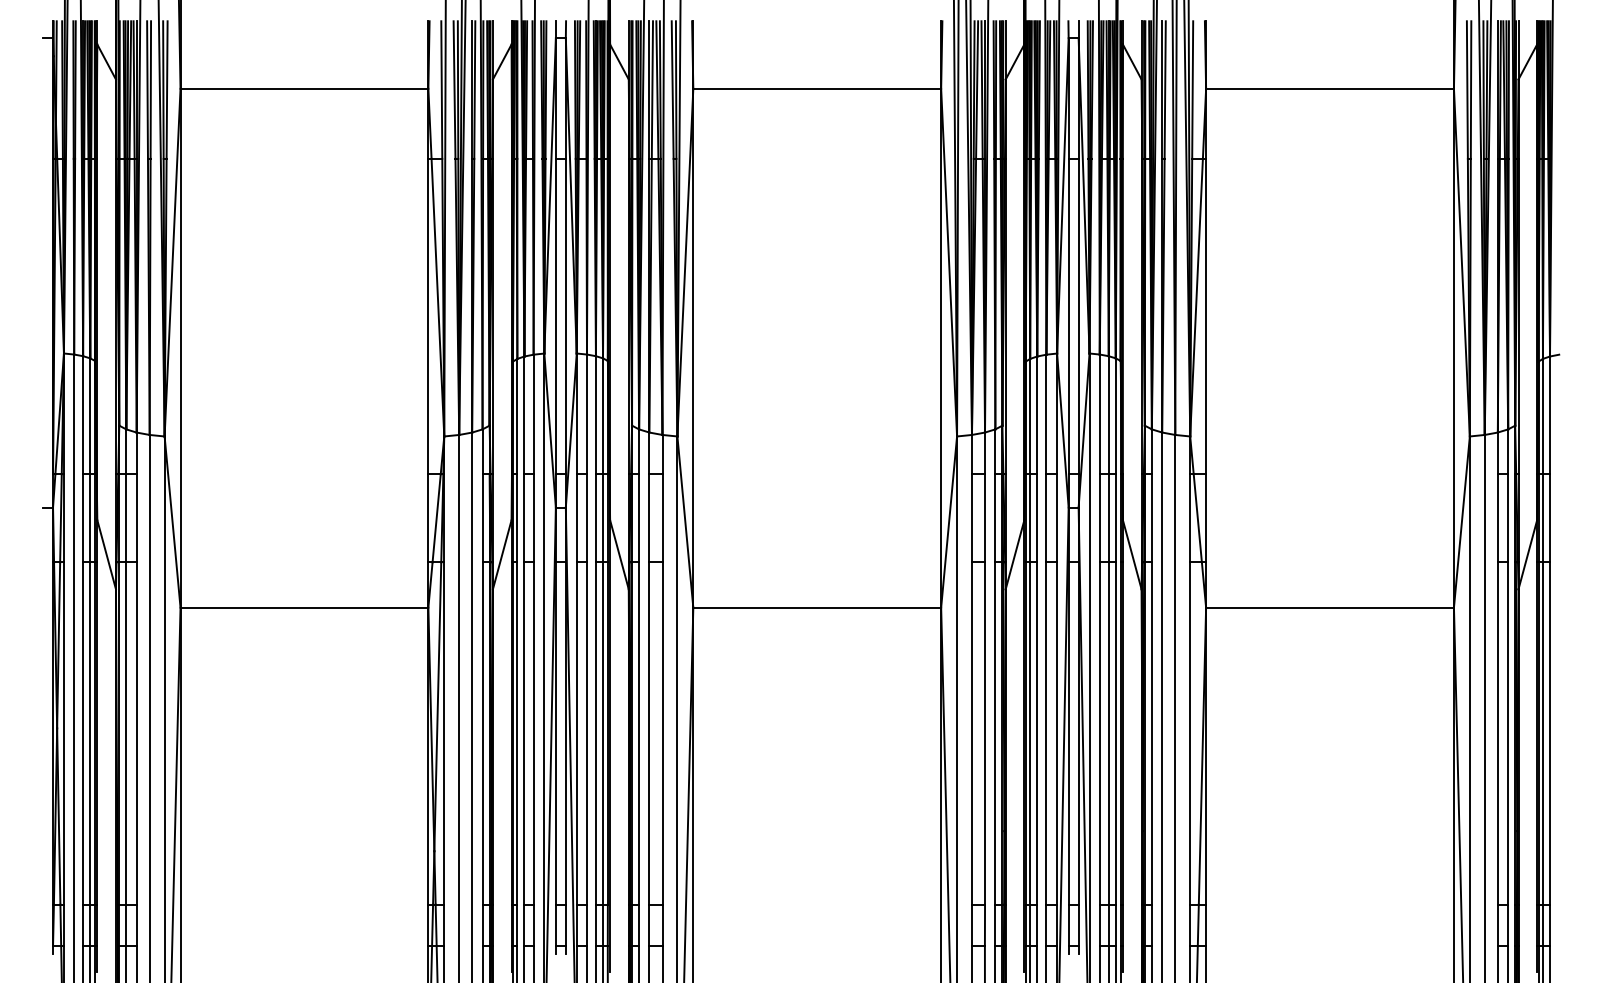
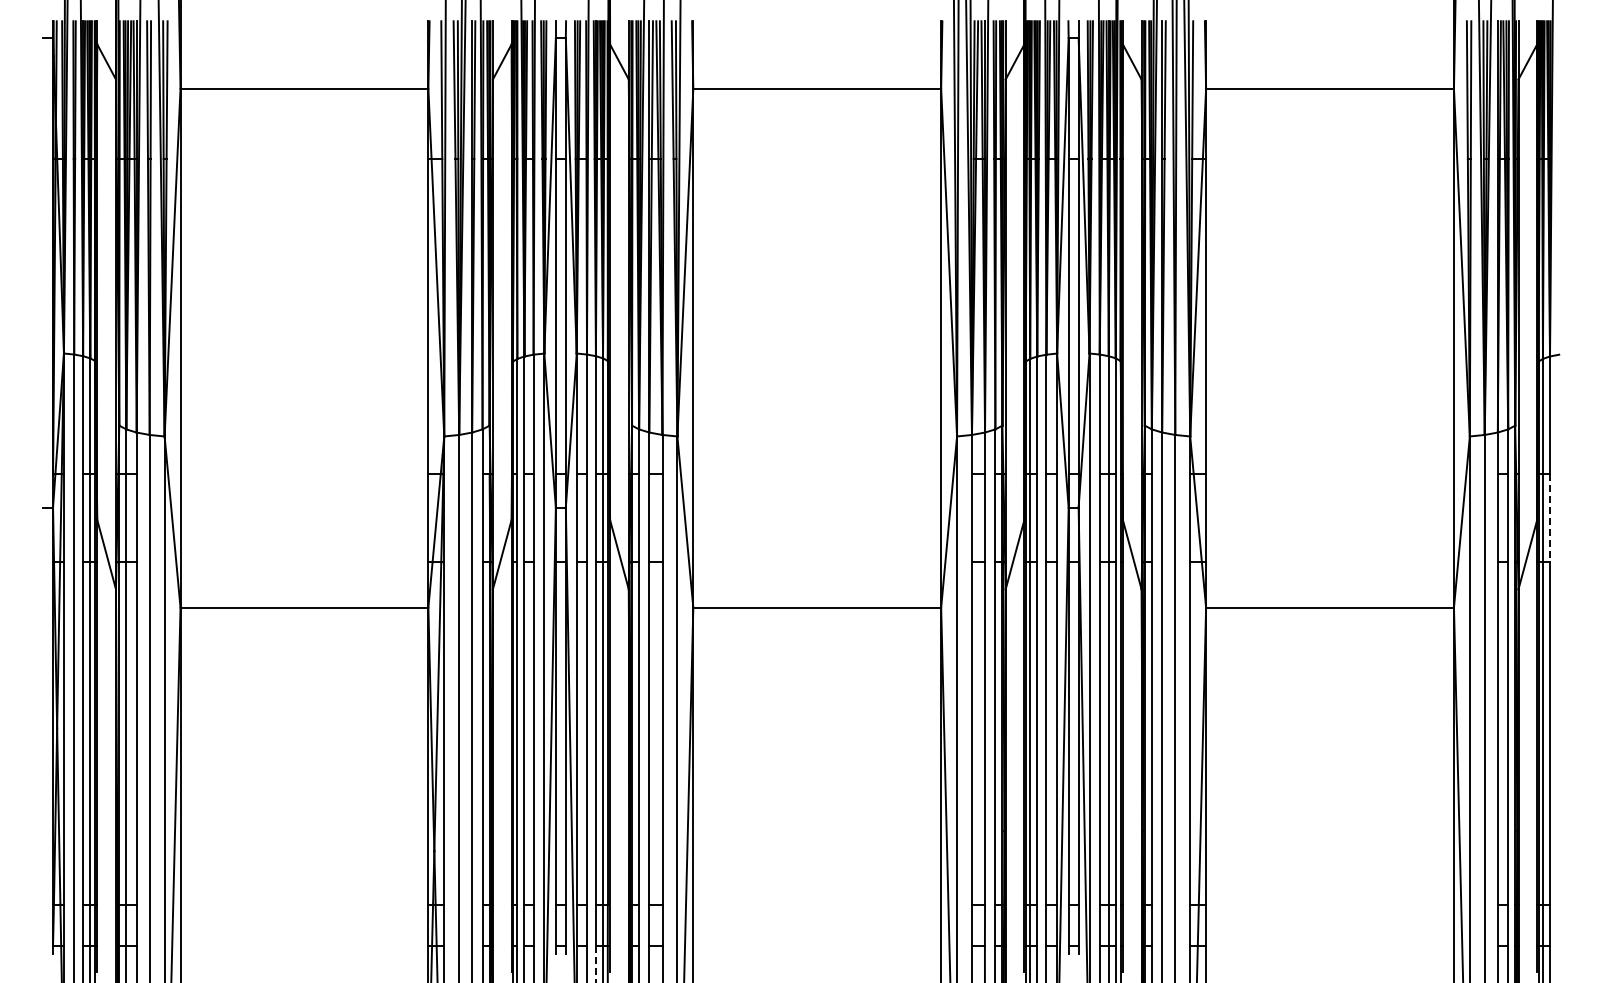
line: solid -> dashed (1550, 518)
line: solid -> dashed (595, 964)
